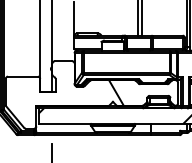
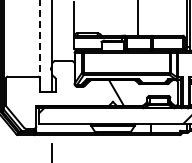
line: present -> none (141, 18)
line: solid -> dashed (40, 45)
